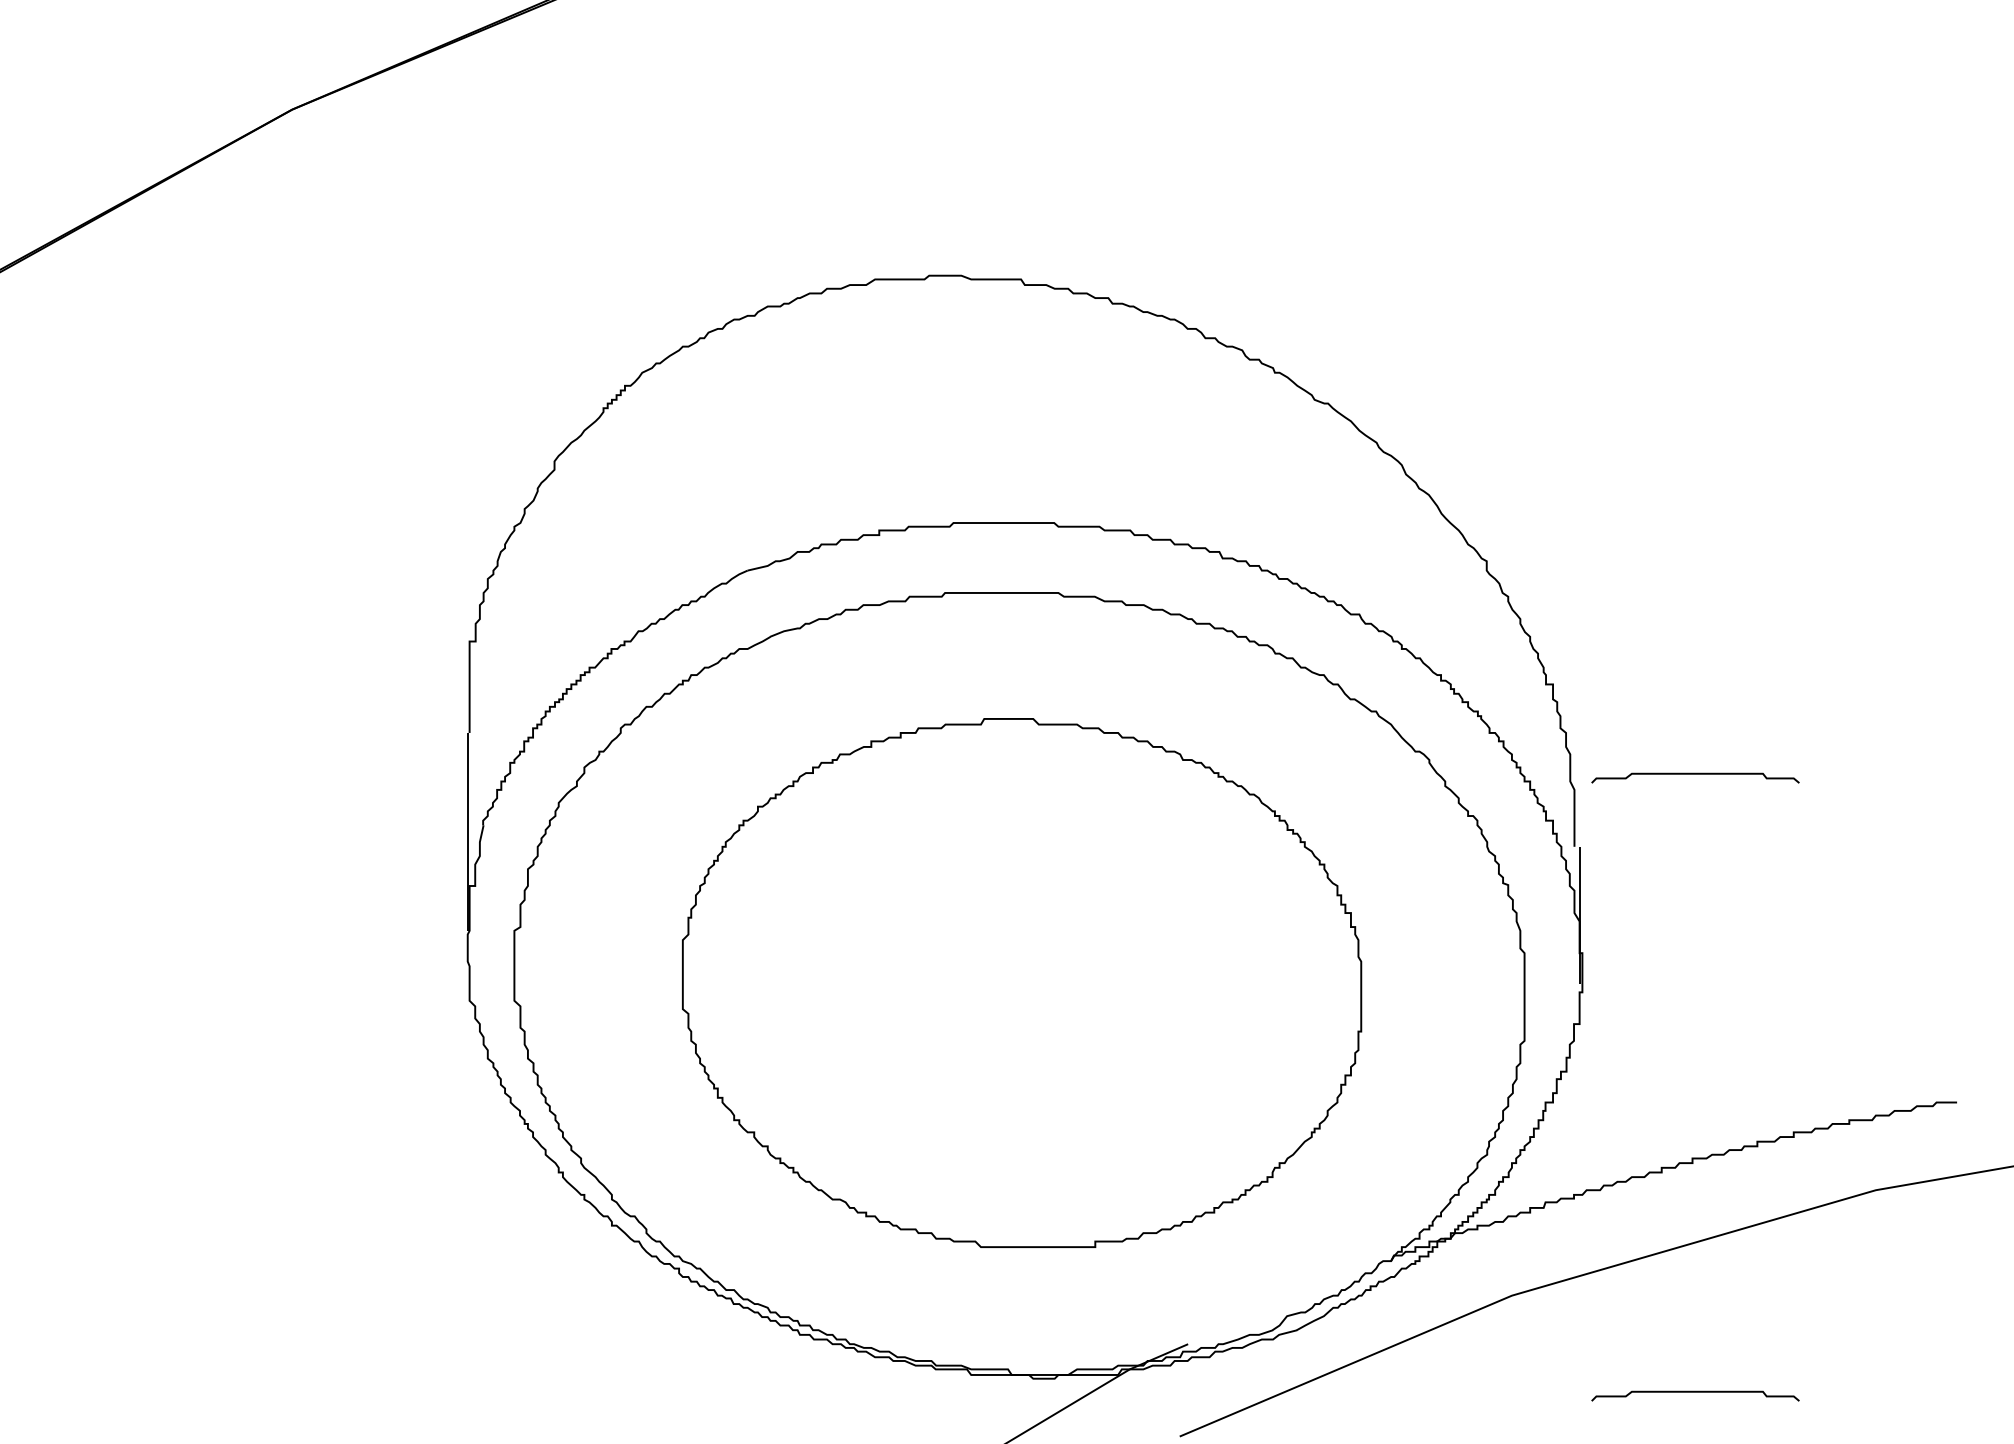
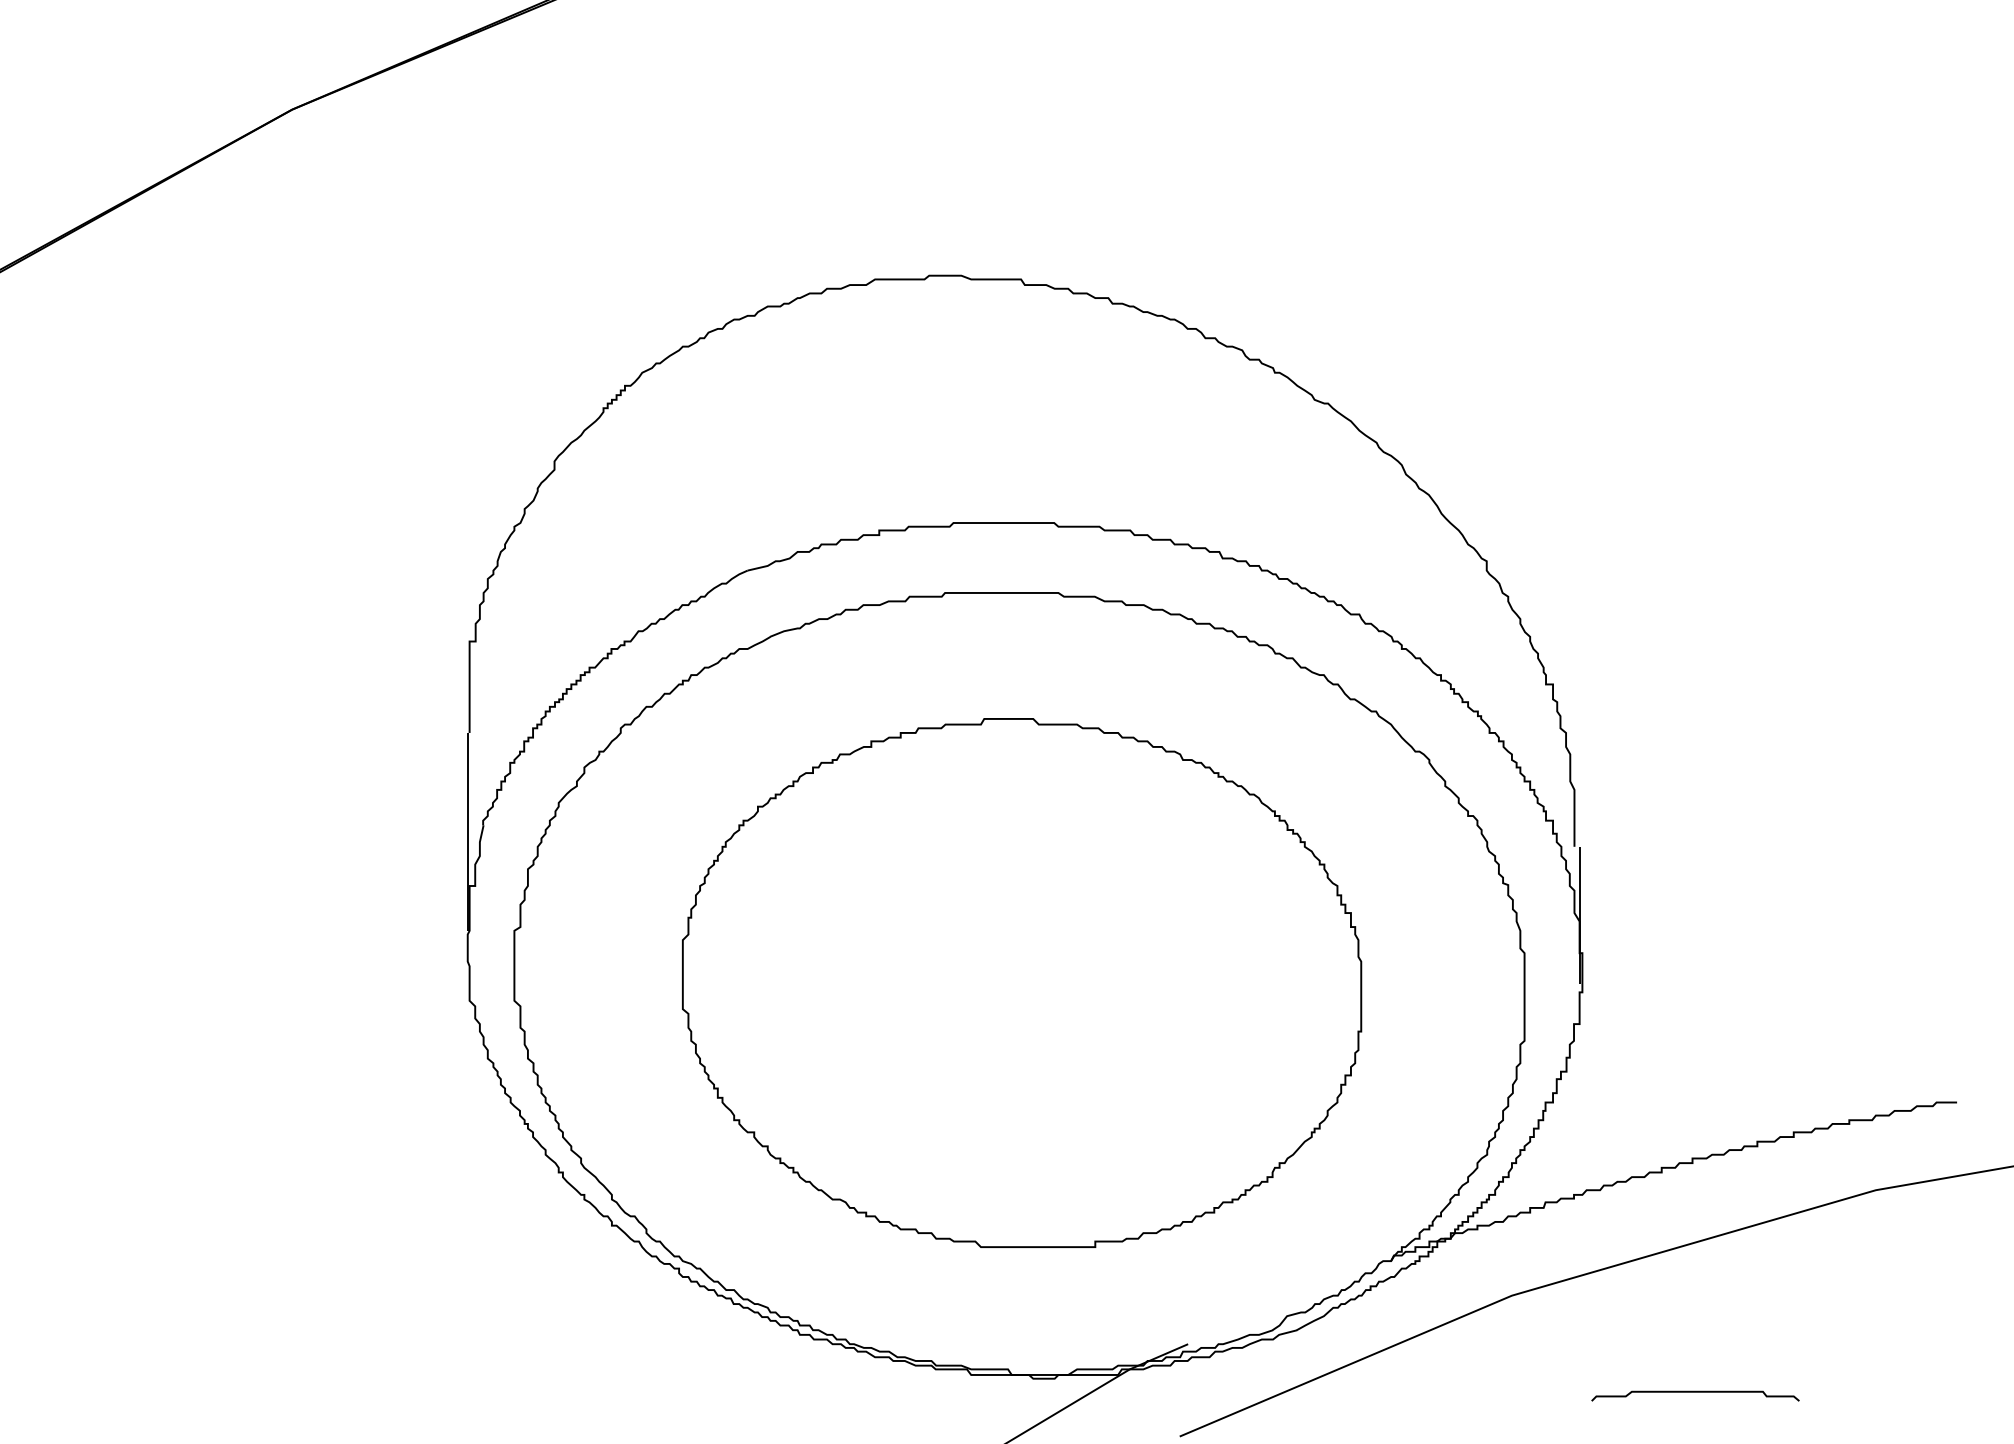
curve: present -> none (1695, 774)
